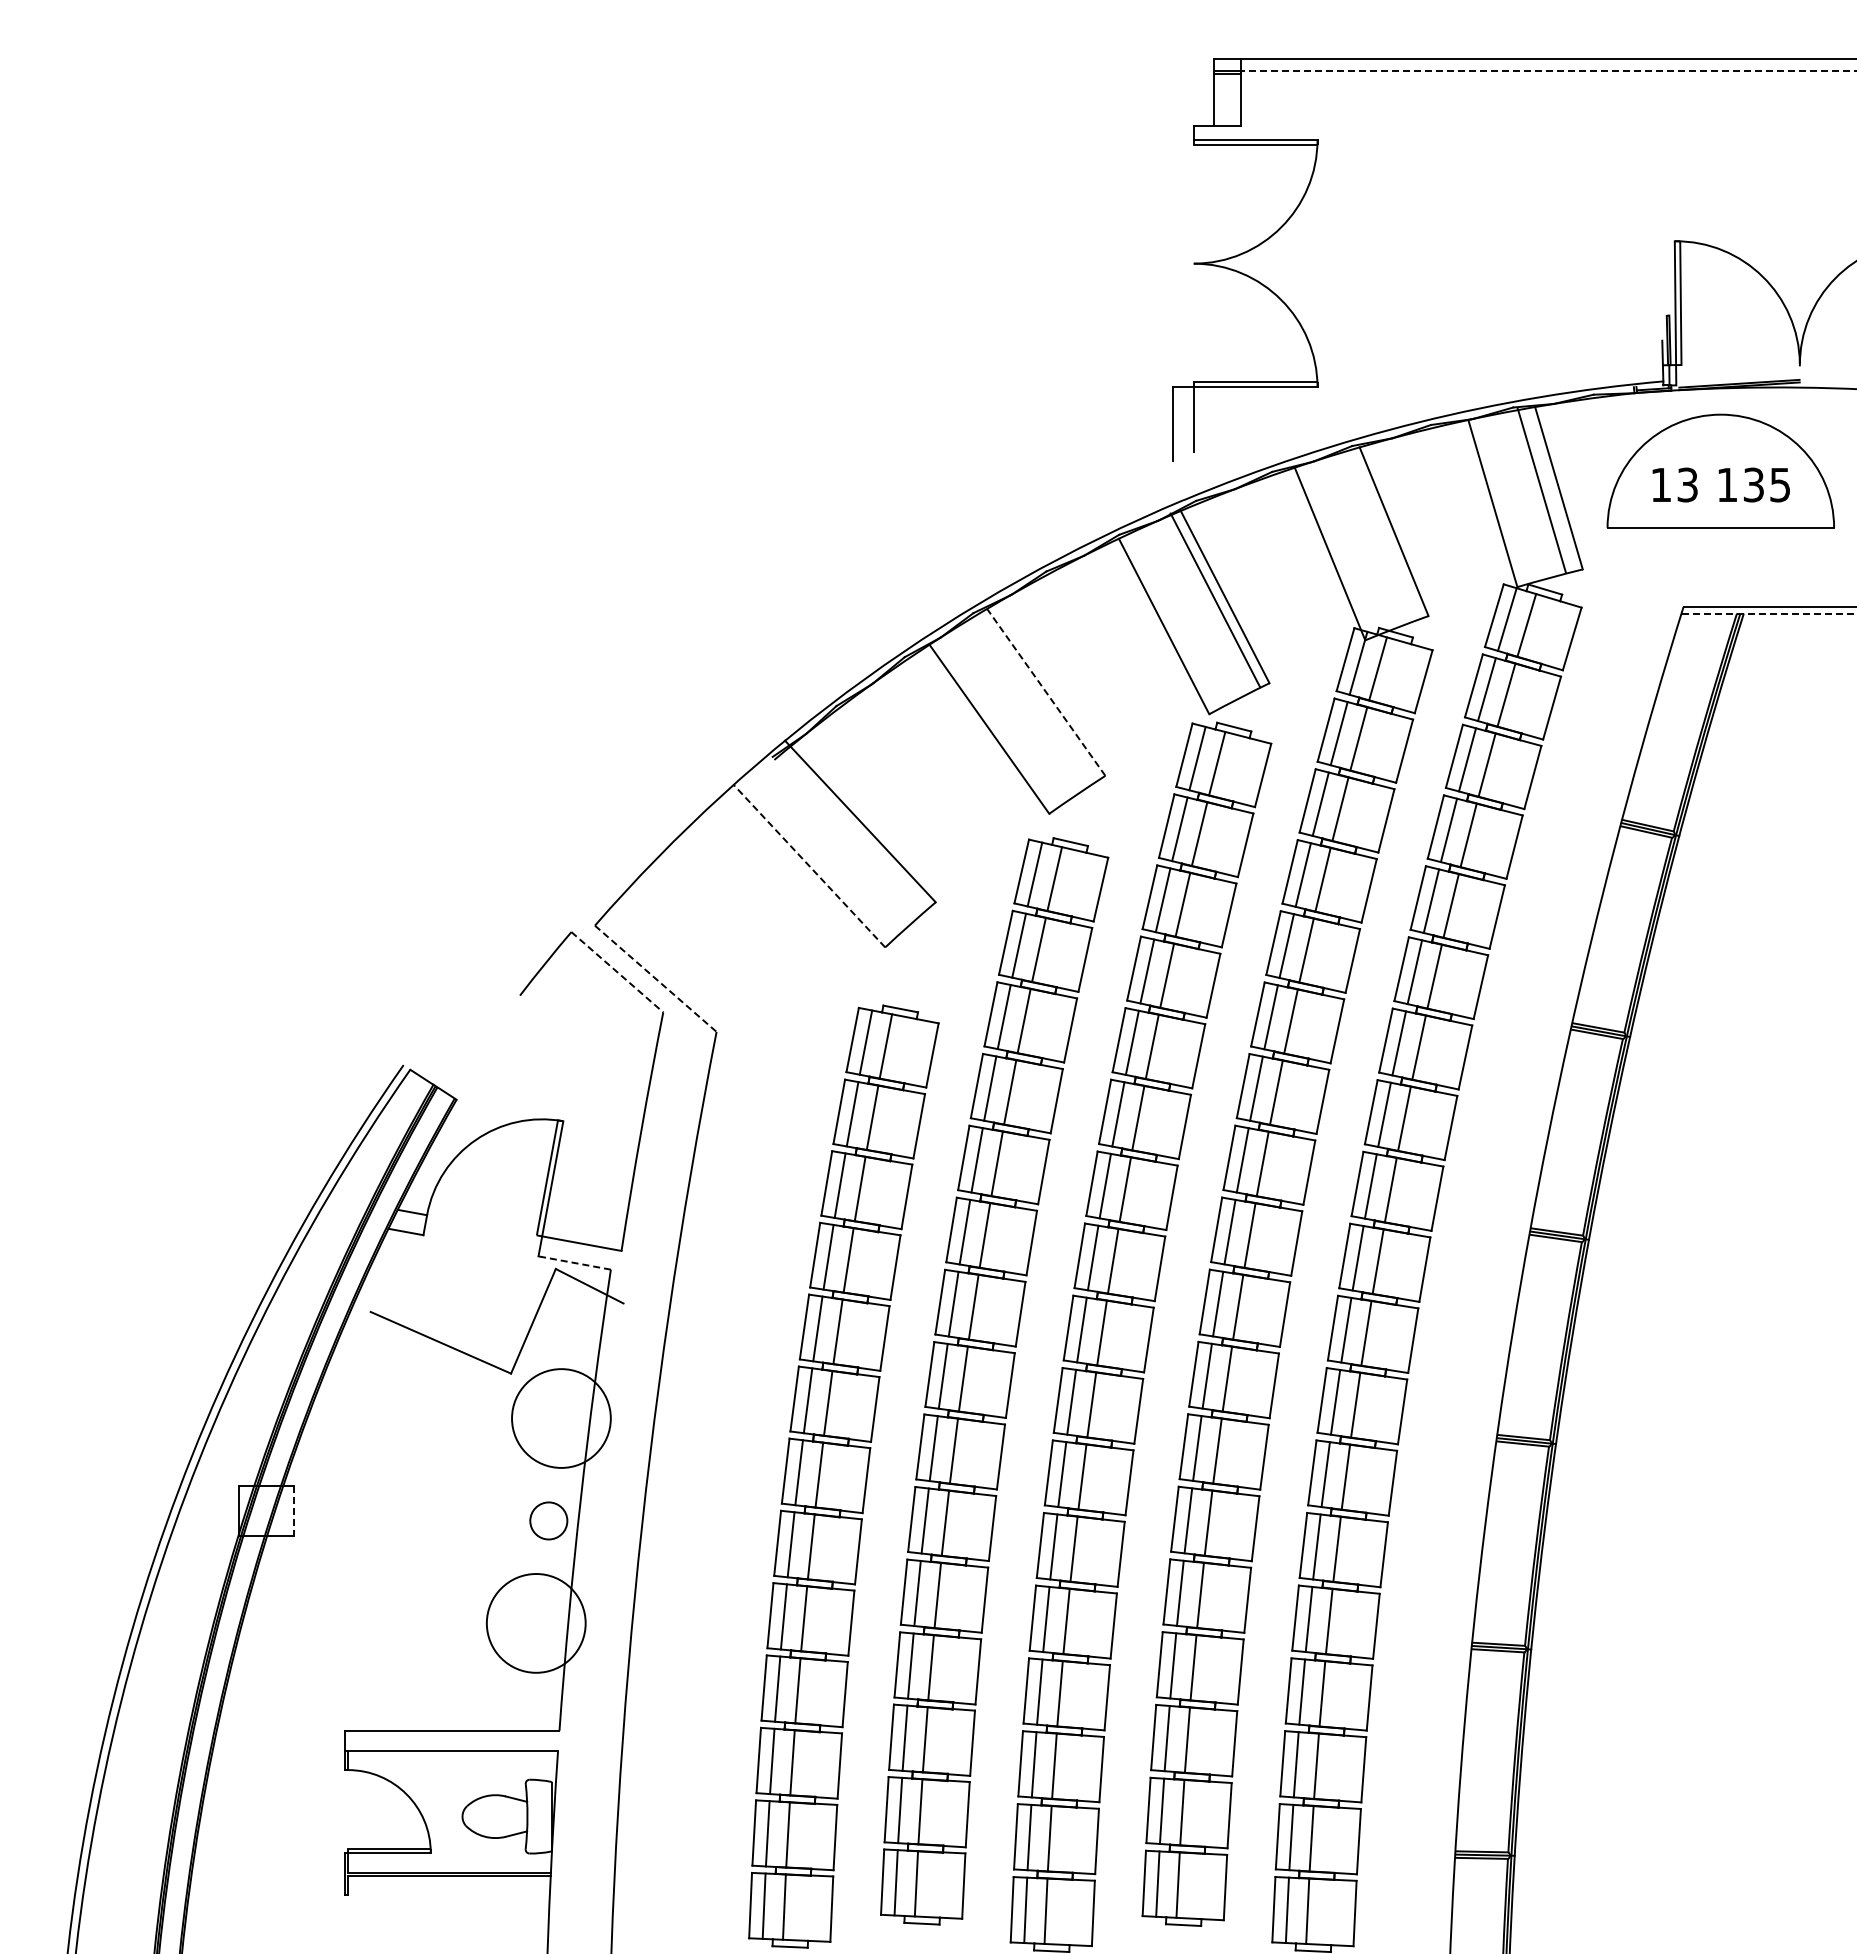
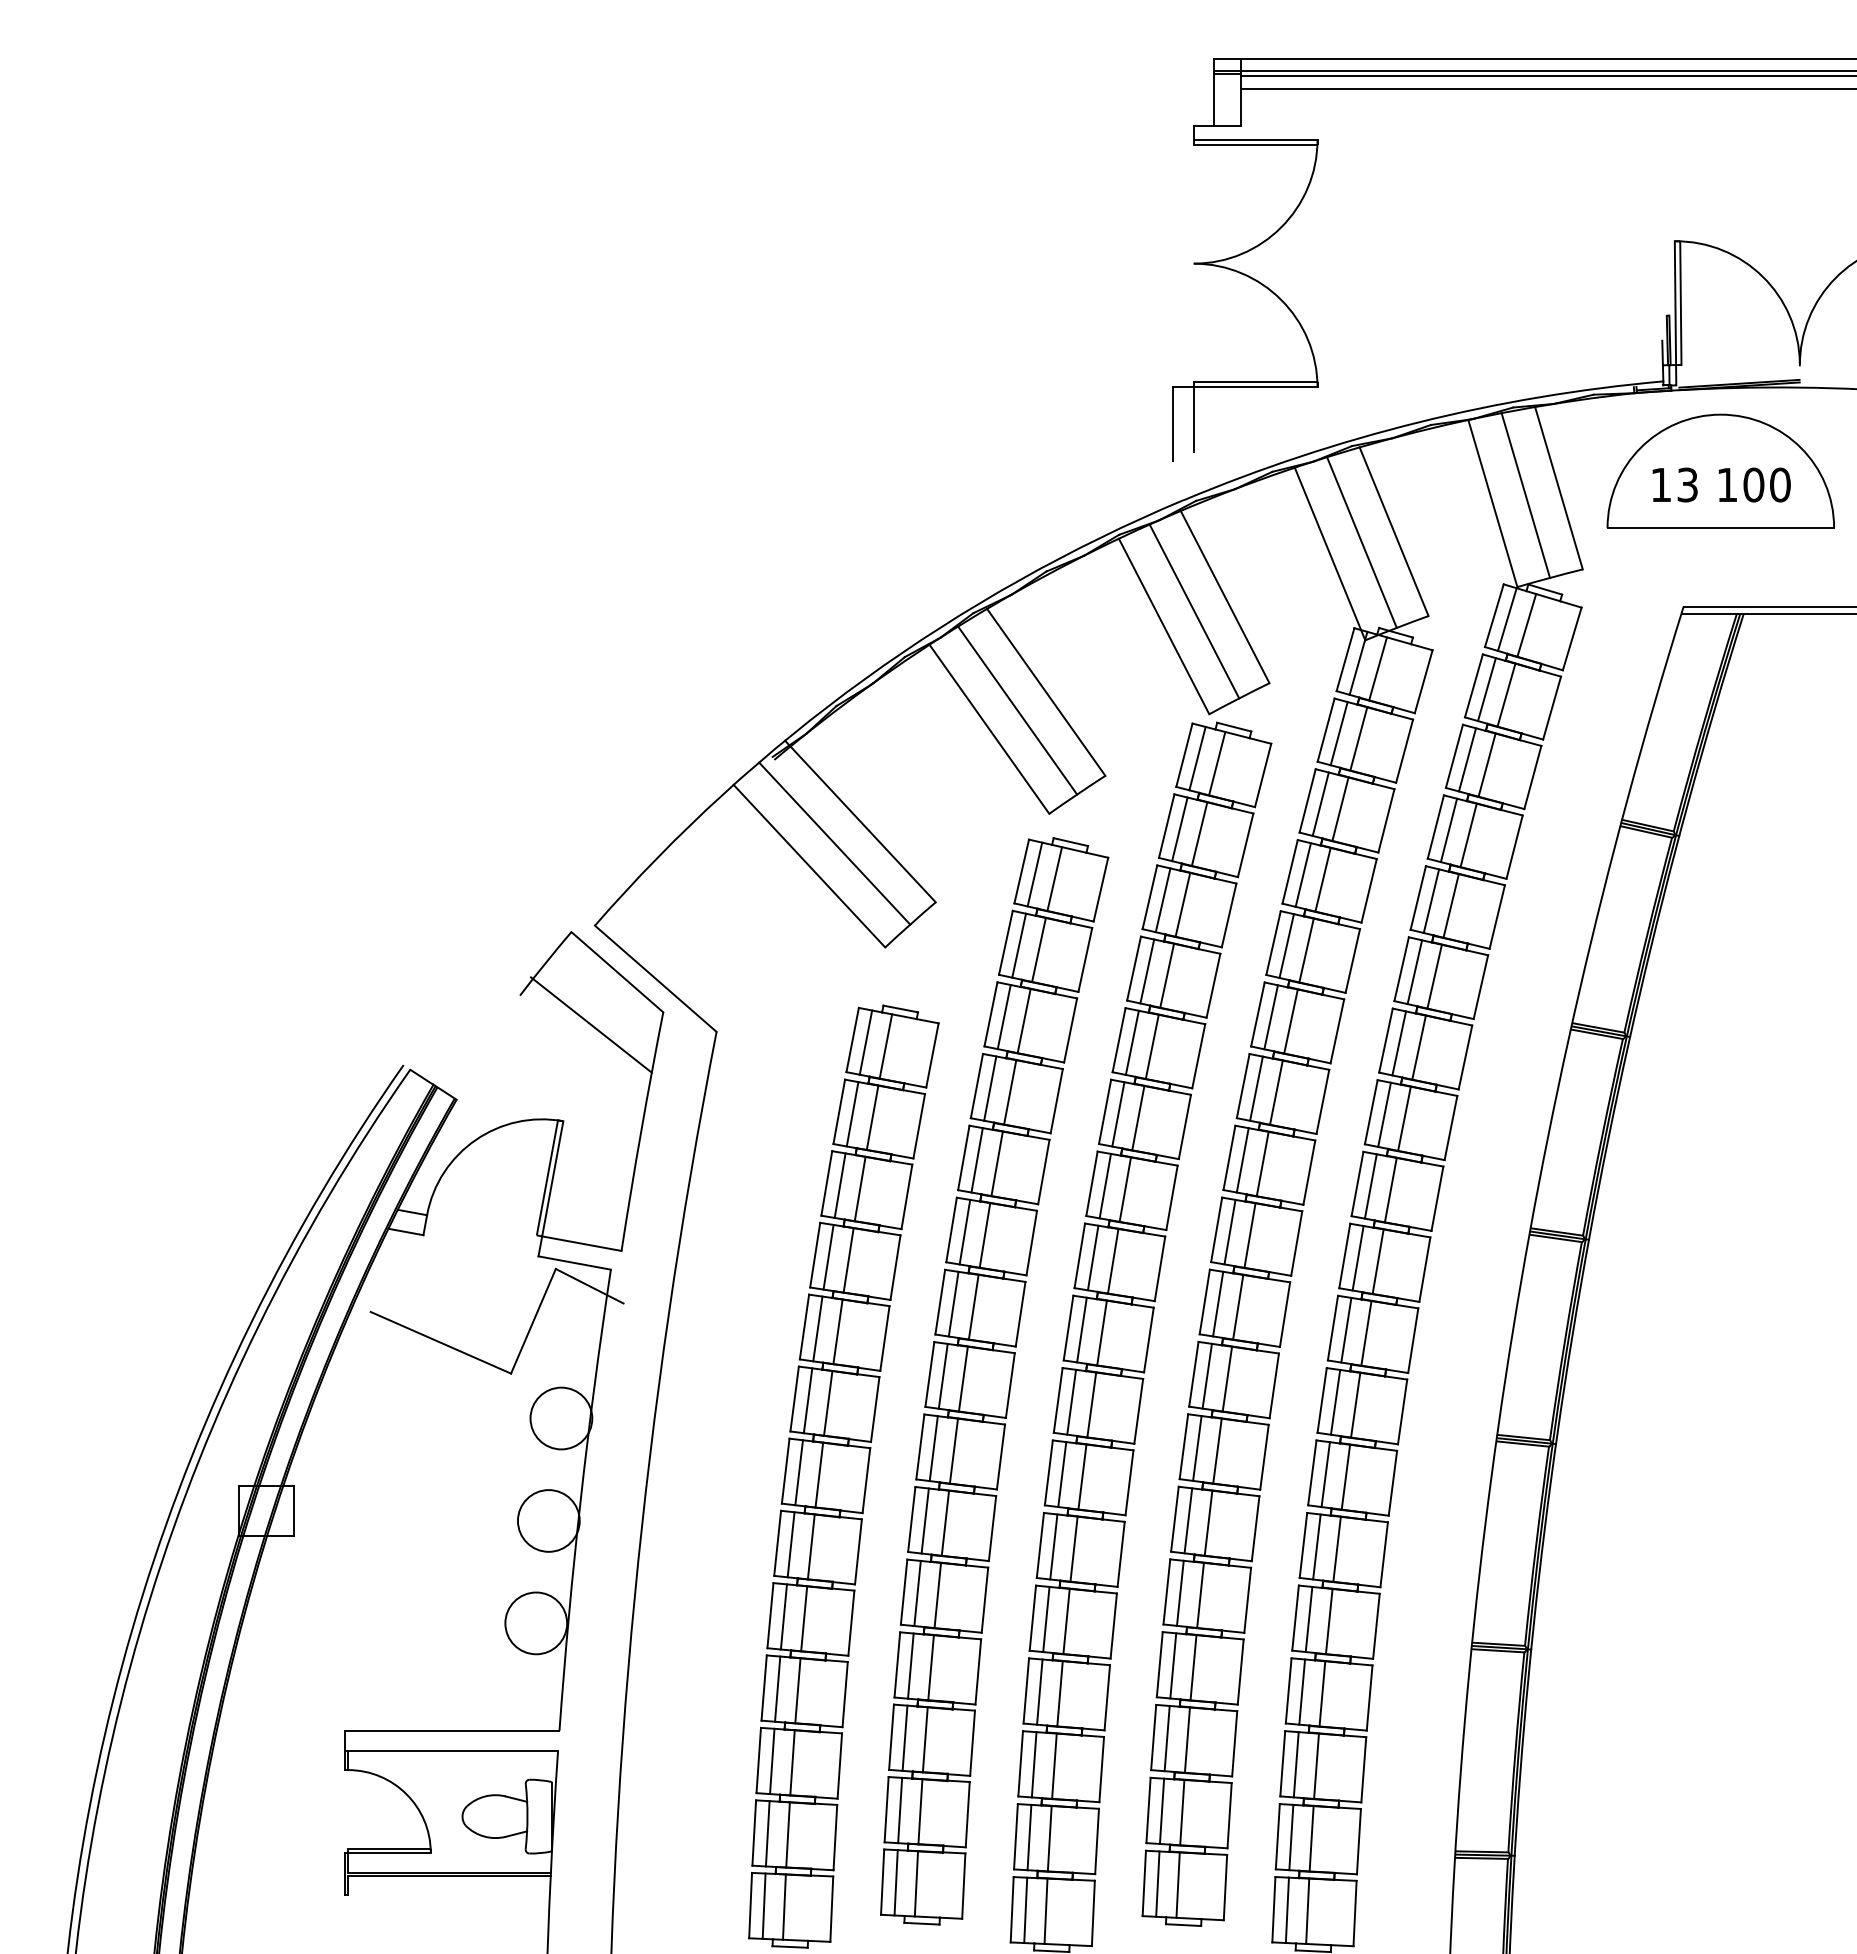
line: dashed -> solid (1548, 70)
line: none -> present (1547, 75)
line: none -> present (1547, 89)
text: 135 -> 100 (1766, 484)
line position: (1541, 490) -> (1525, 495) (1525, 495)
line: none -> present (1361, 542)
line position: (1215, 600) -> (1194, 611) (1194, 611)
line: dashed -> solid (1769, 613)
line: dashed -> solid (1045, 691)
line: none -> present (1017, 710)
line: none -> present (834, 843)
line: dashed -> solid (809, 865)
line: dashed -> solid (617, 972)
line: dashed -> solid (655, 978)
line: none -> present (590, 1024)
line: dashed -> solid (574, 1263)
circle diameter: 99 px -> 62 px (561, 1418)
line: dashed -> solid (293, 1511)
circle diameter: 37 px -> 62 px (548, 1520)
circle diameter: 99 px -> 62 px (536, 1623)
